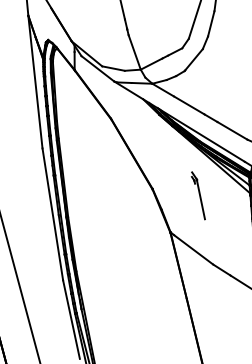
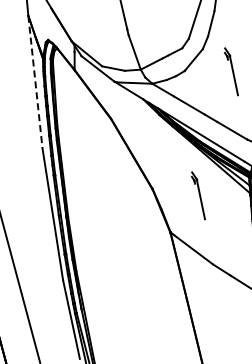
part: none -> present (230, 71)
line: solid -> dashed (35, 82)
